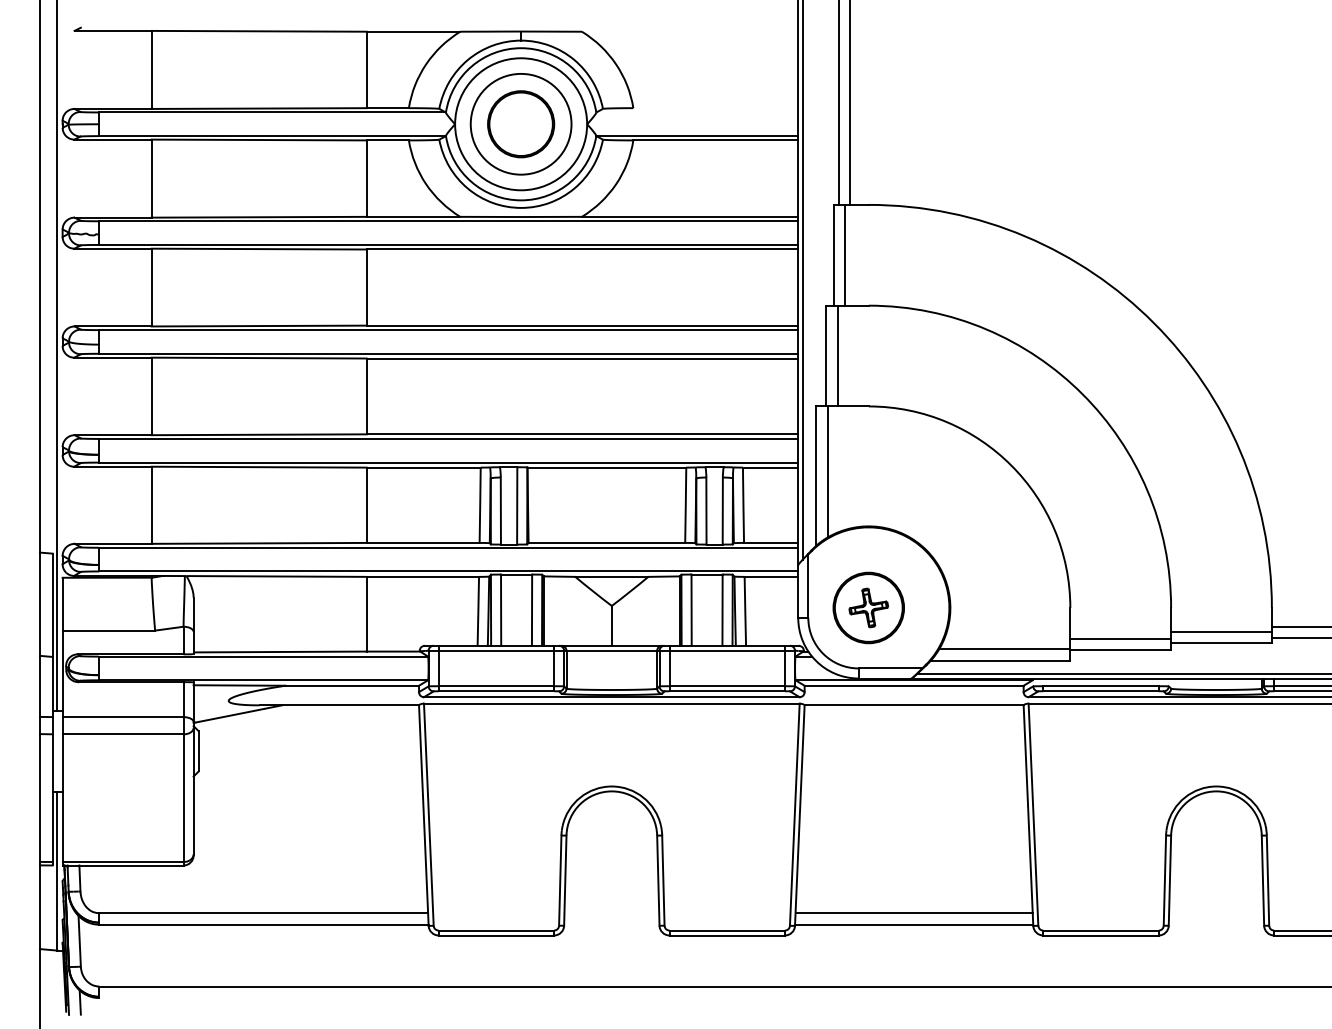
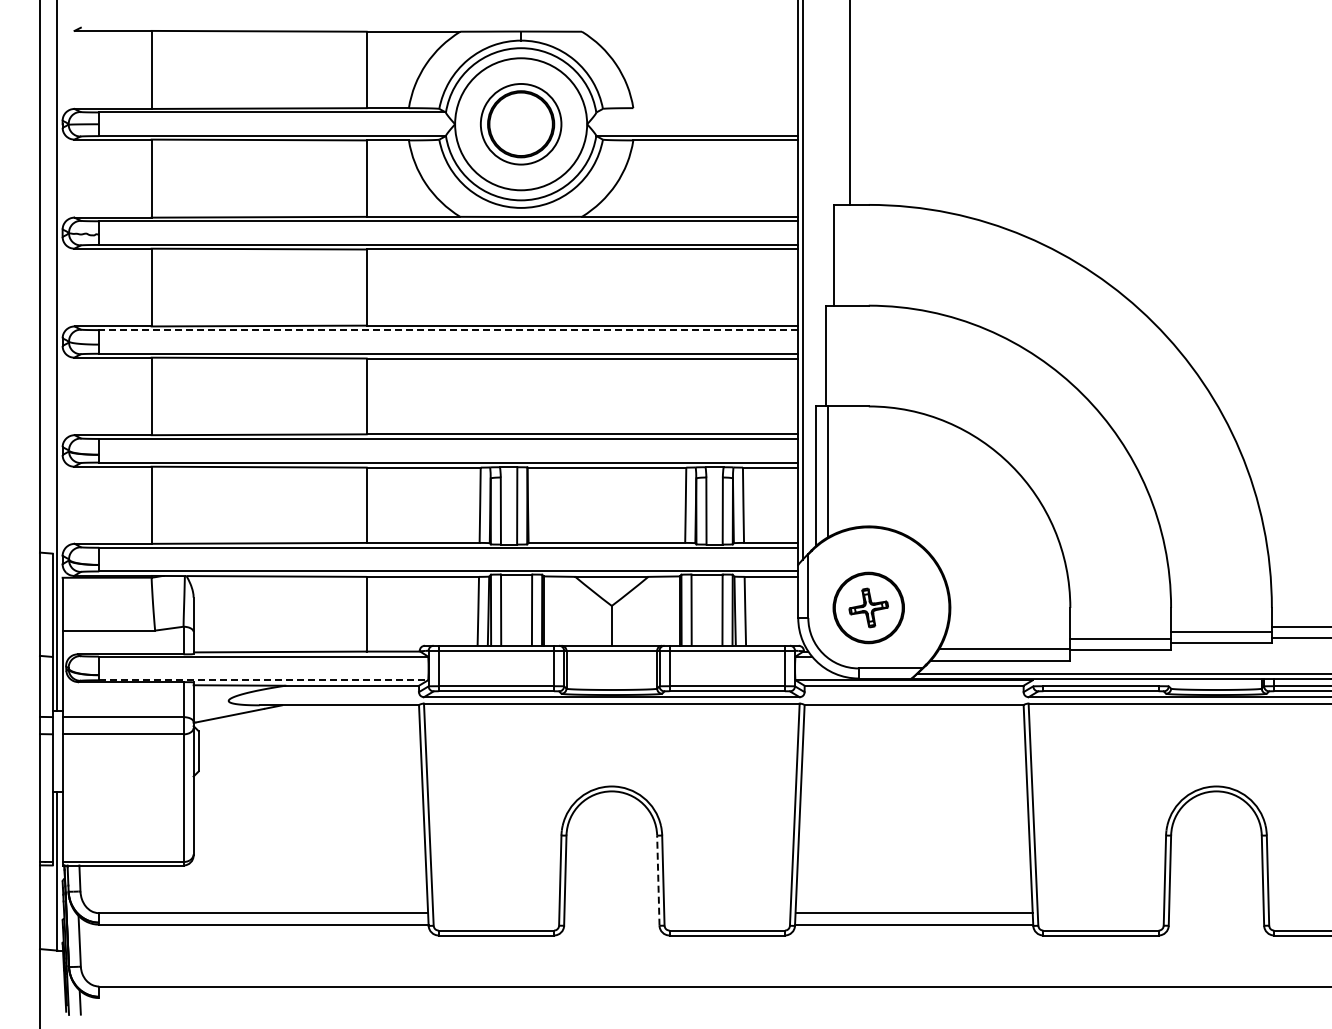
line: present -> none (838, 103)
circle diameter: 101 px -> 81 px (520, 123)
line: present -> none (845, 254)
line: solid -> dashed (448, 330)
line: present -> none (837, 355)
line: solid -> dashed (263, 680)
line: solid -> dashed (658, 880)
